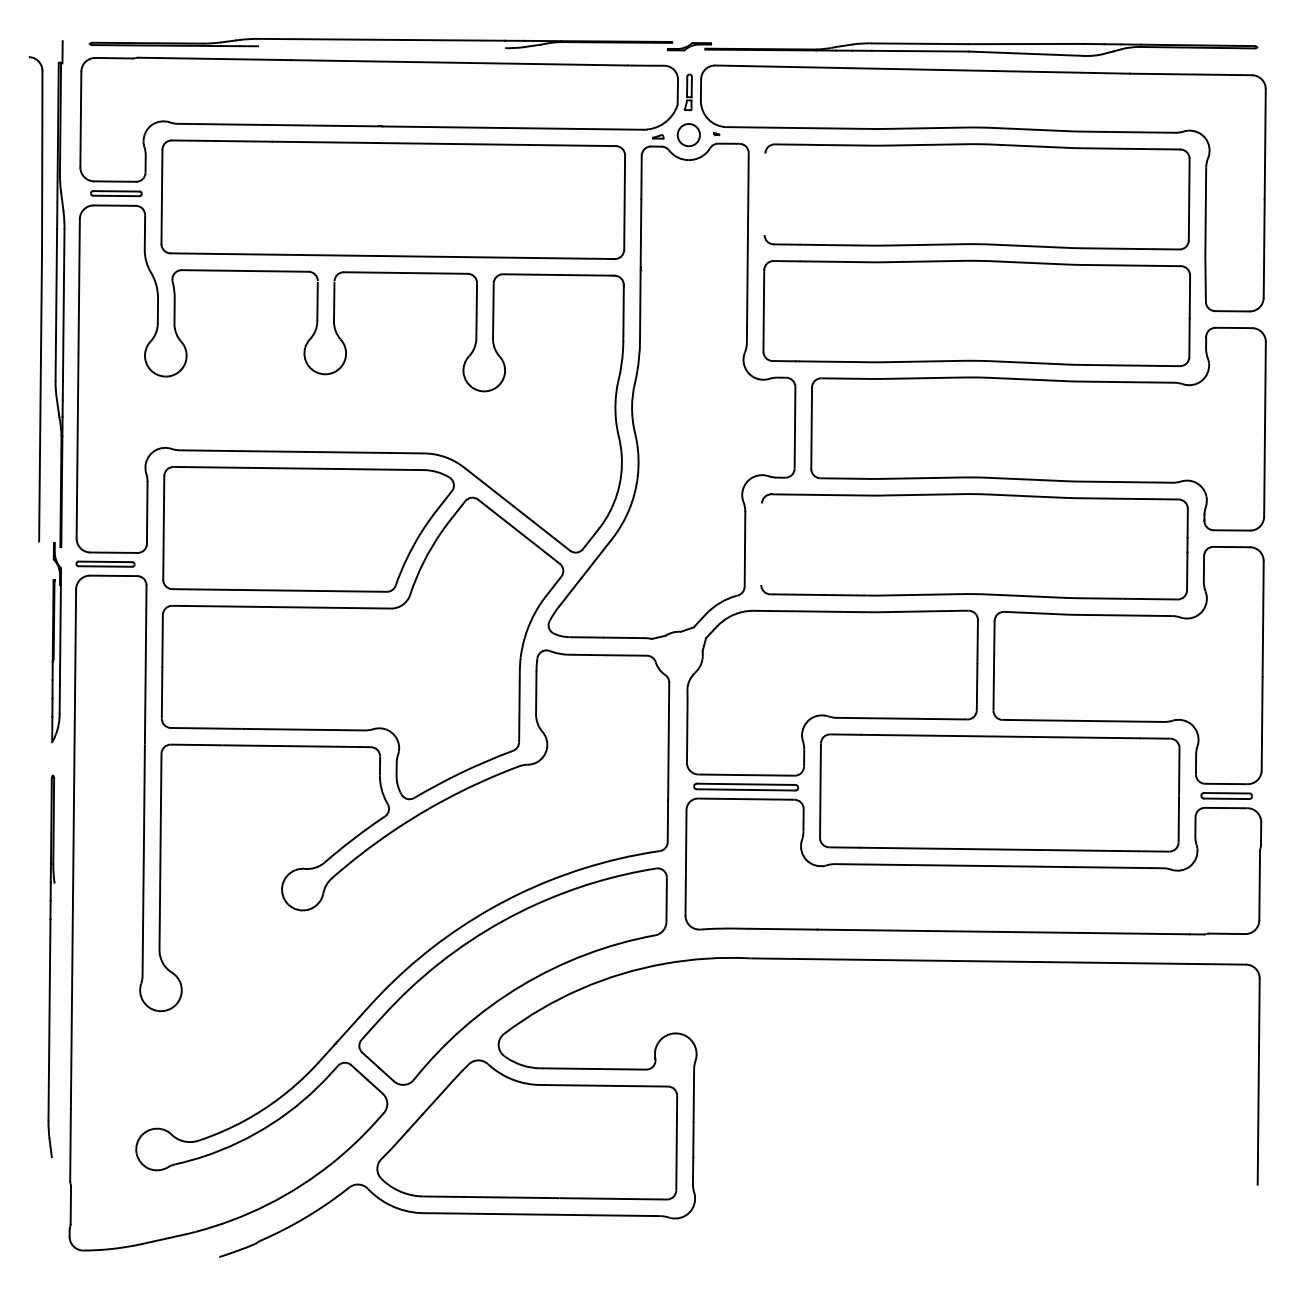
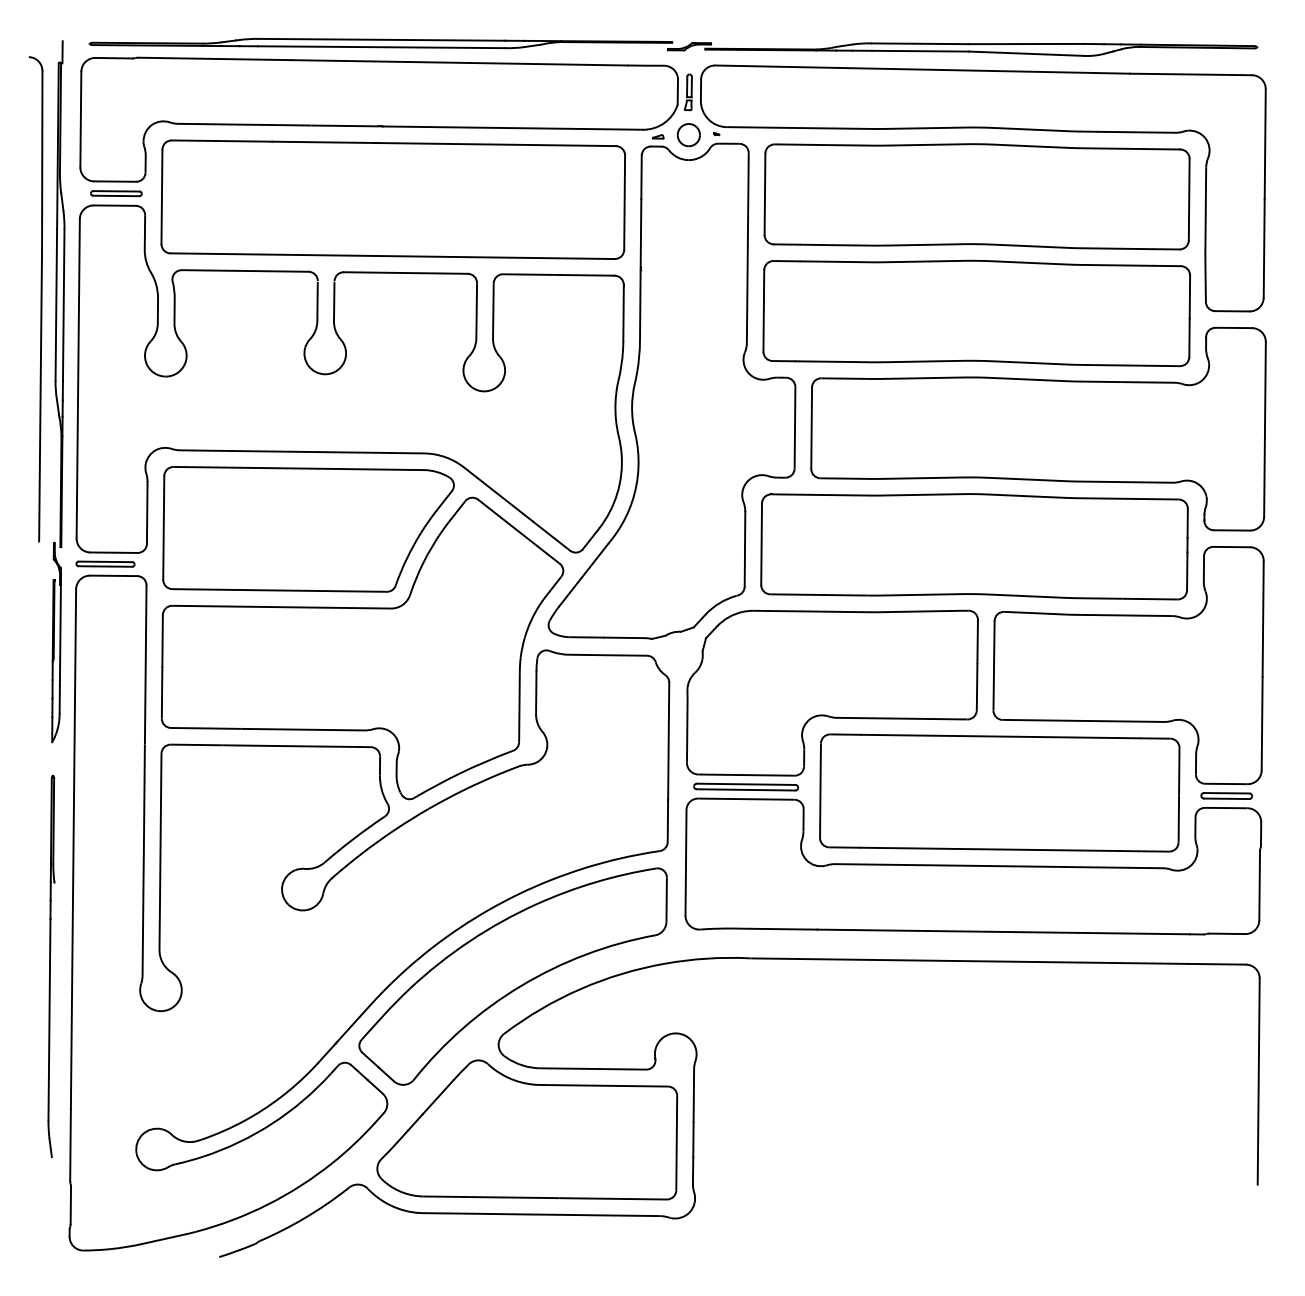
line: none -> present (381, 47)
line: none -> present (764, 194)
line: none -> present (761, 543)
